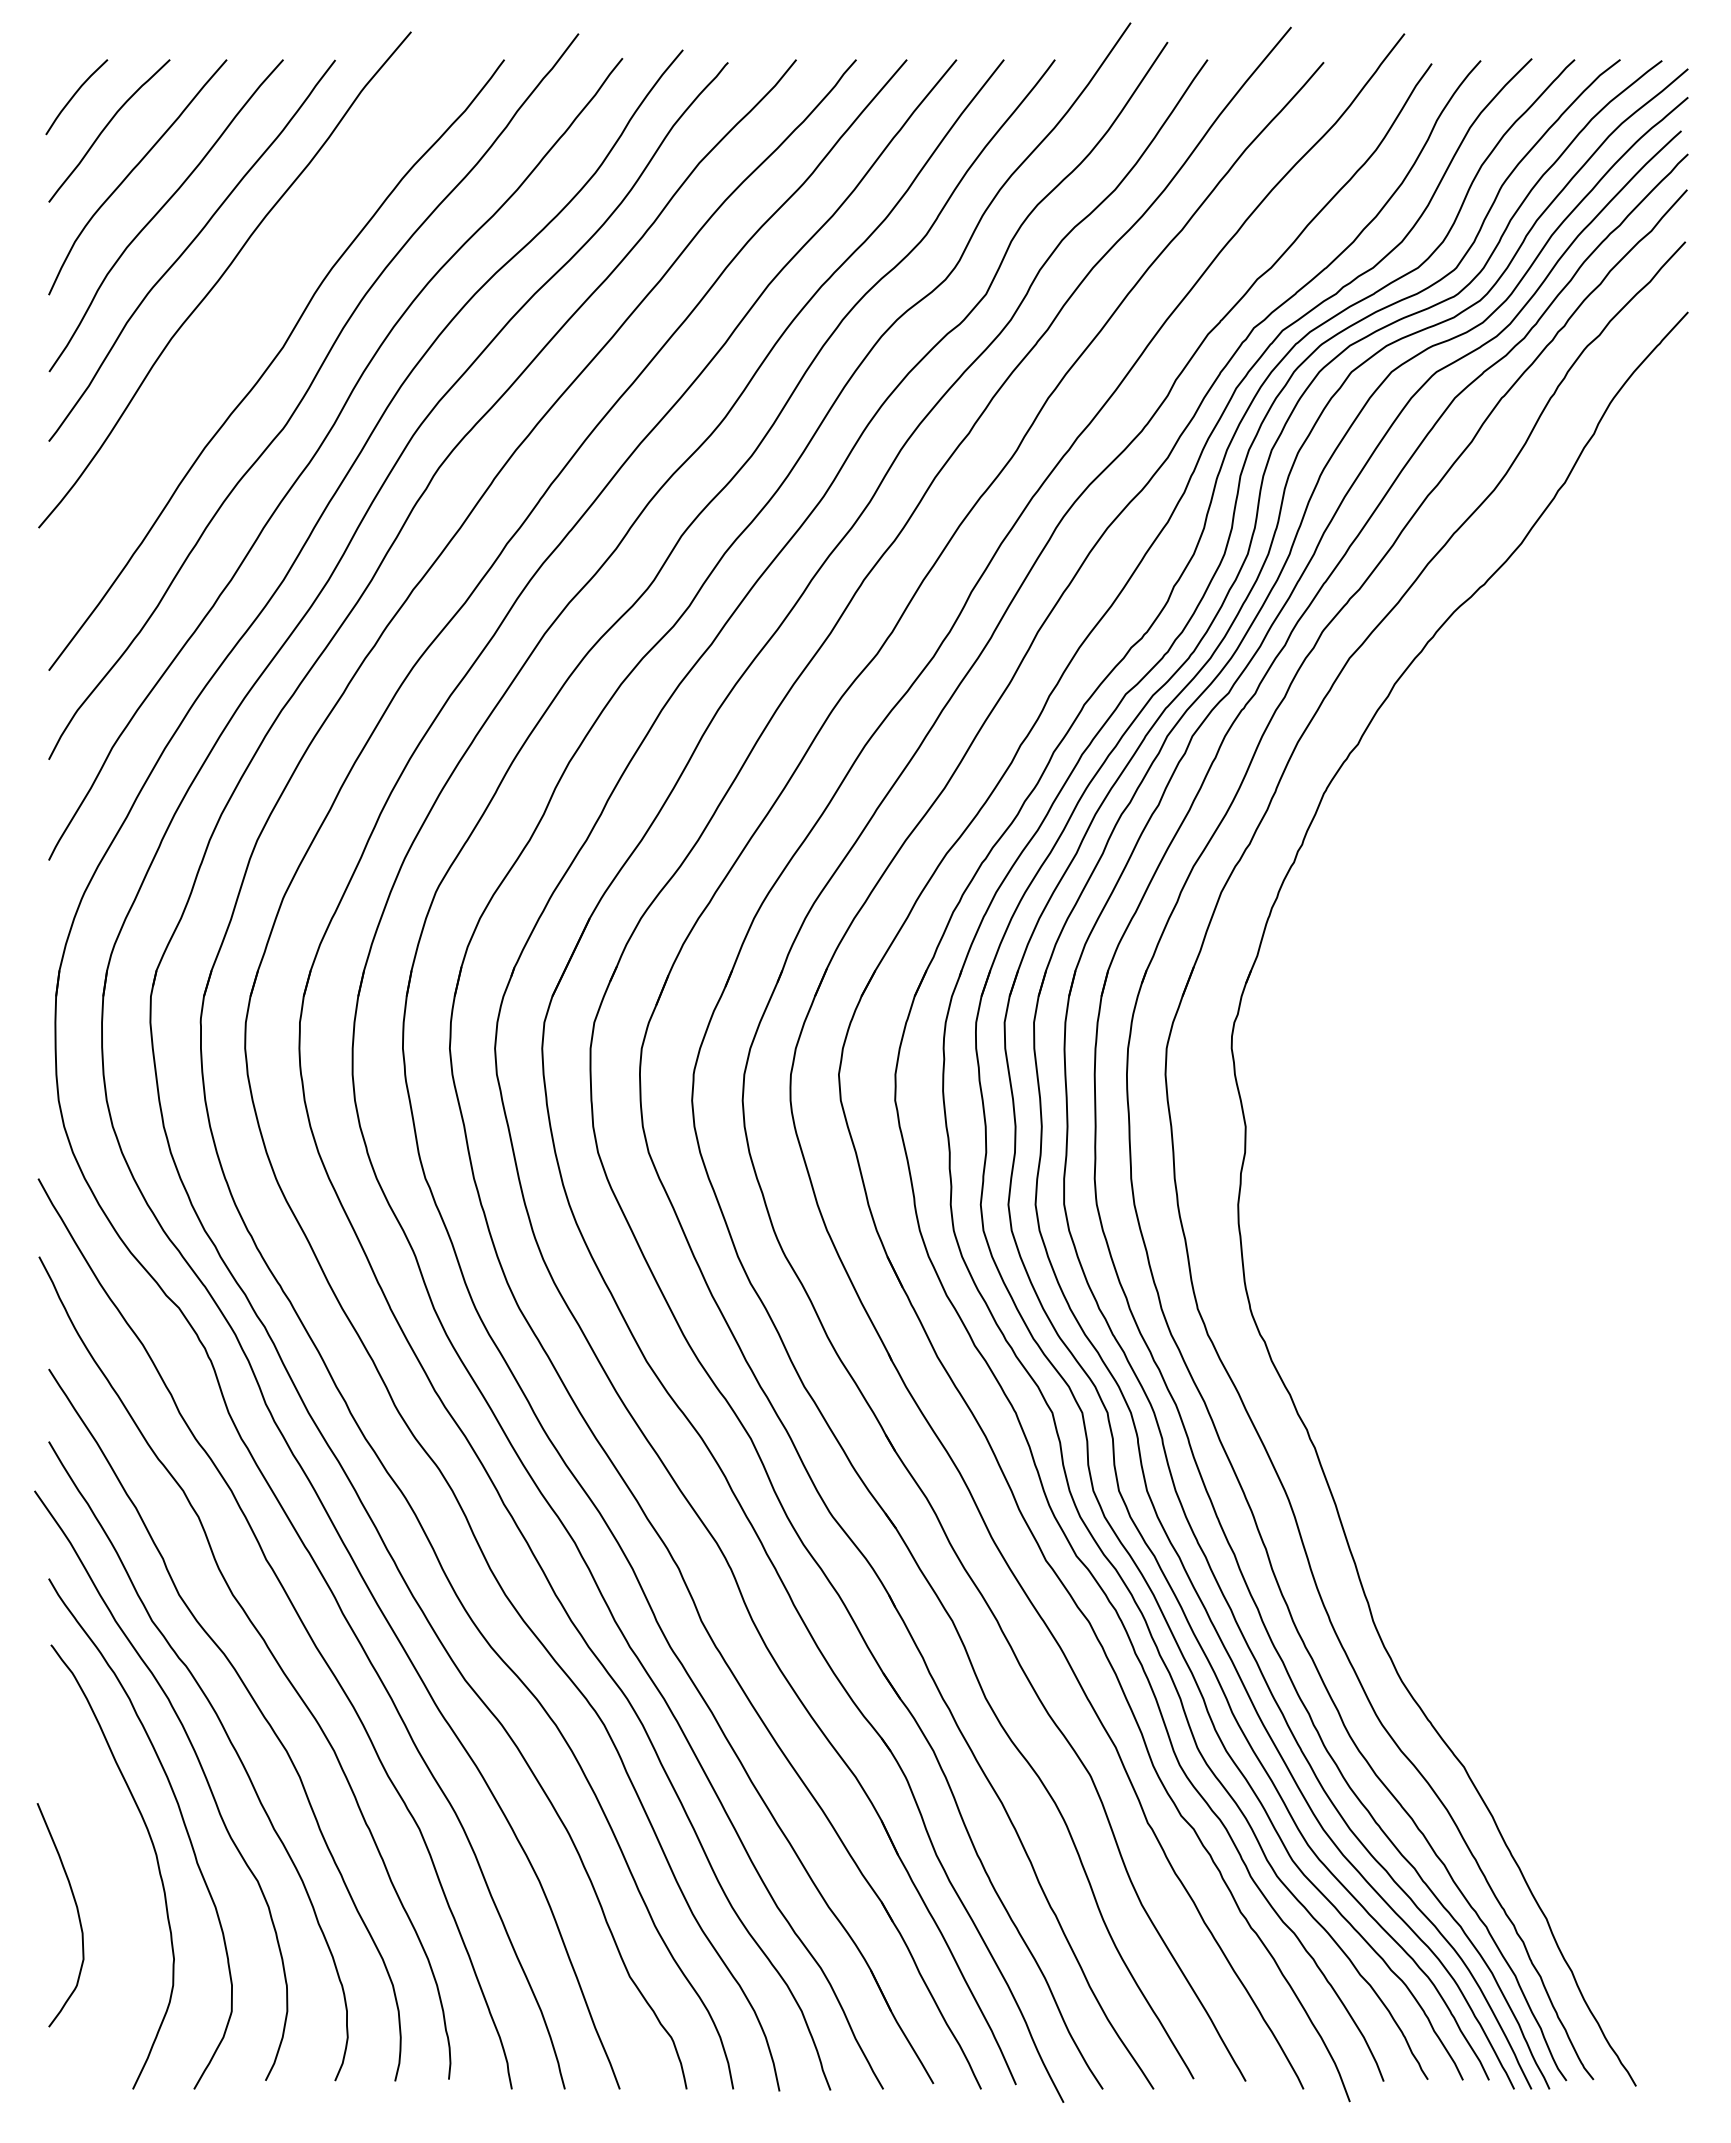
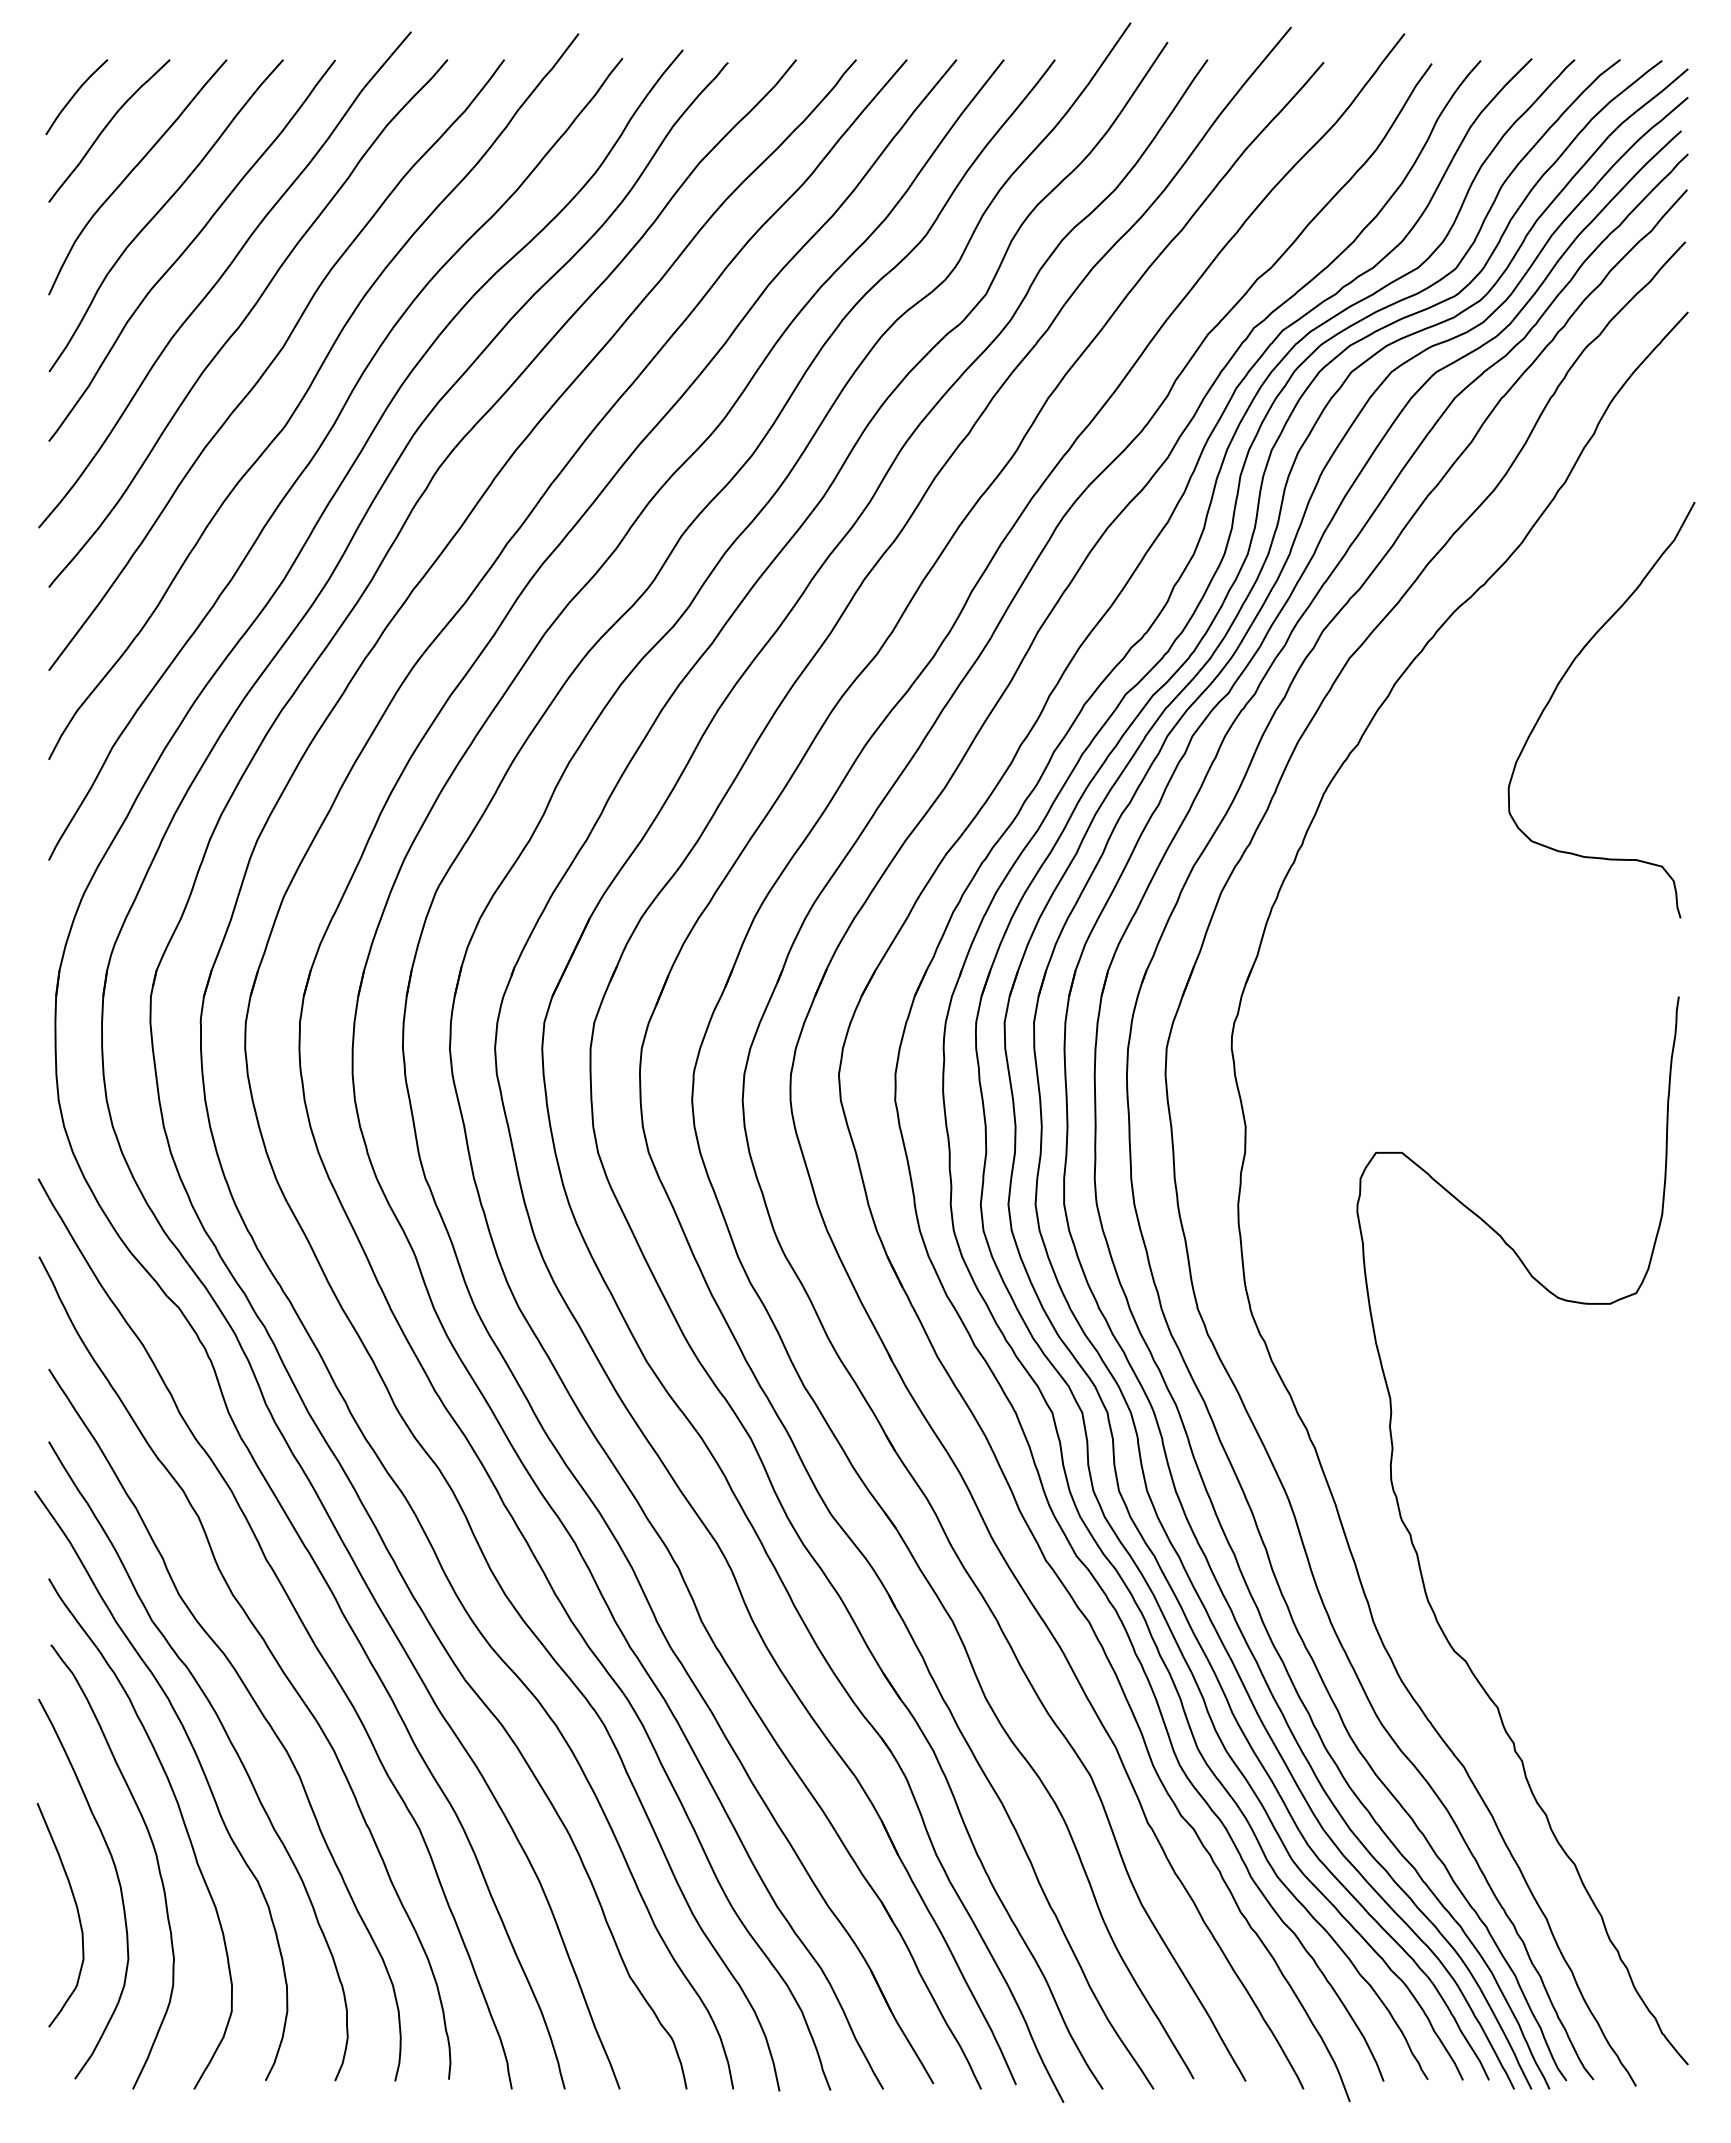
curve: none -> present (244, 321)
curve: none -> present (1561, 681)
curve: none -> present (1418, 1555)
curve: none -> present (116, 1876)
